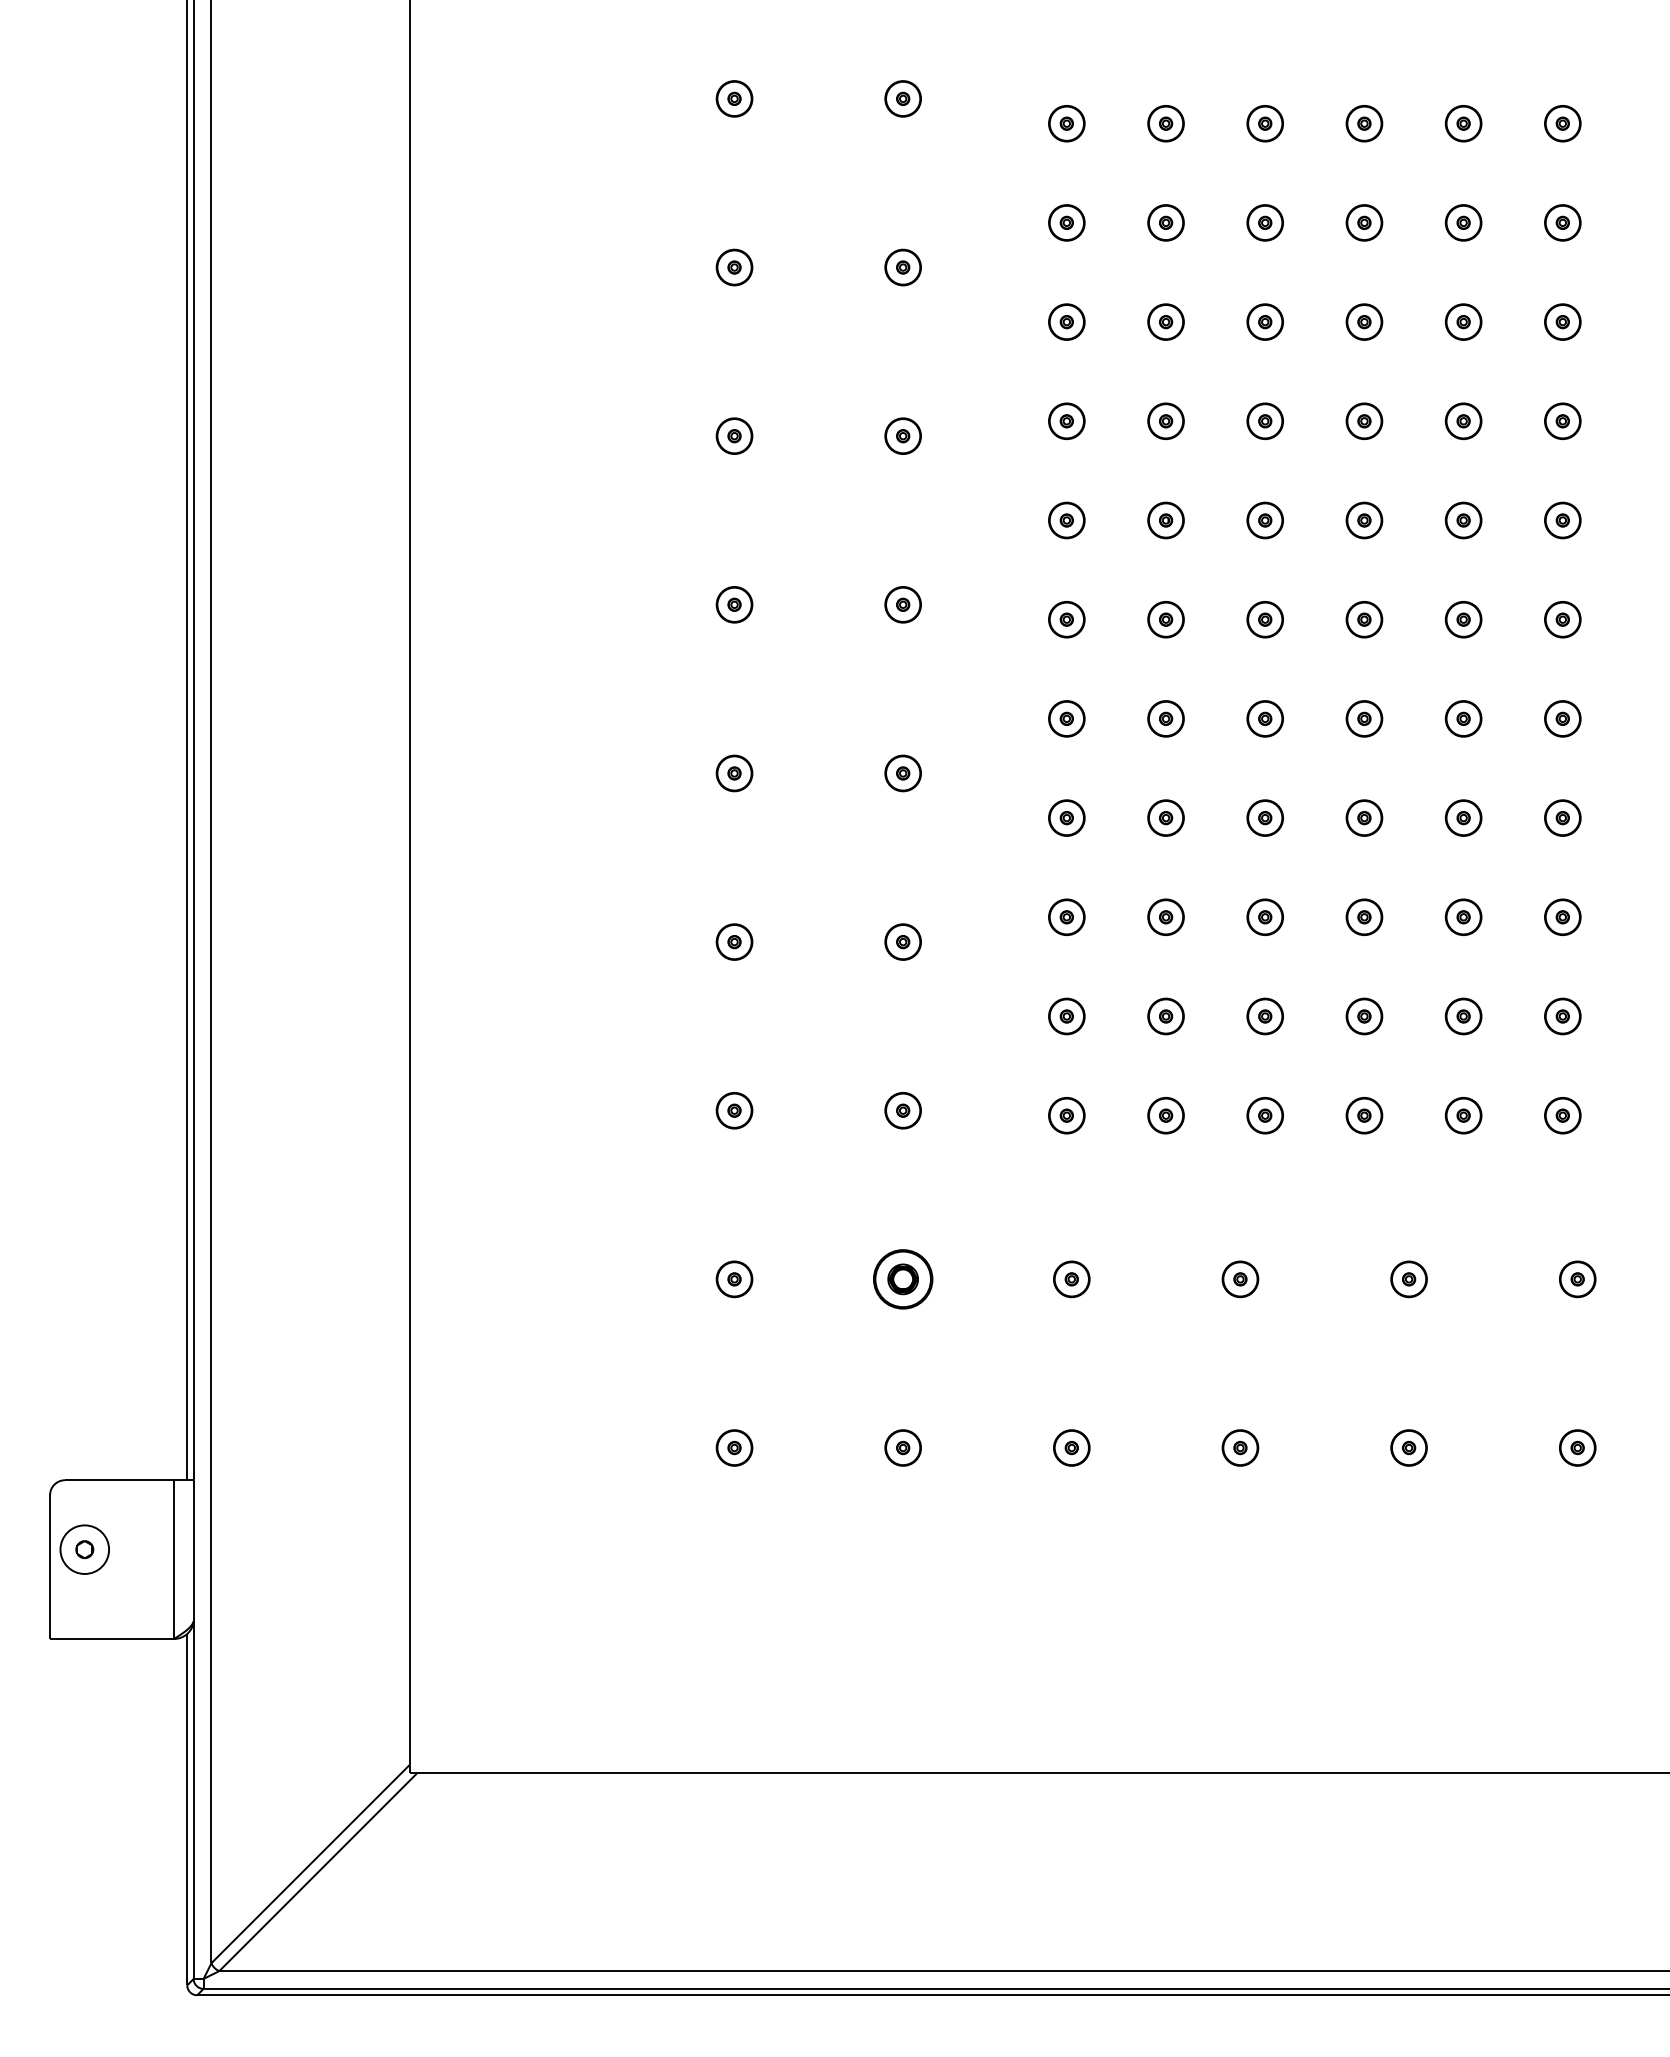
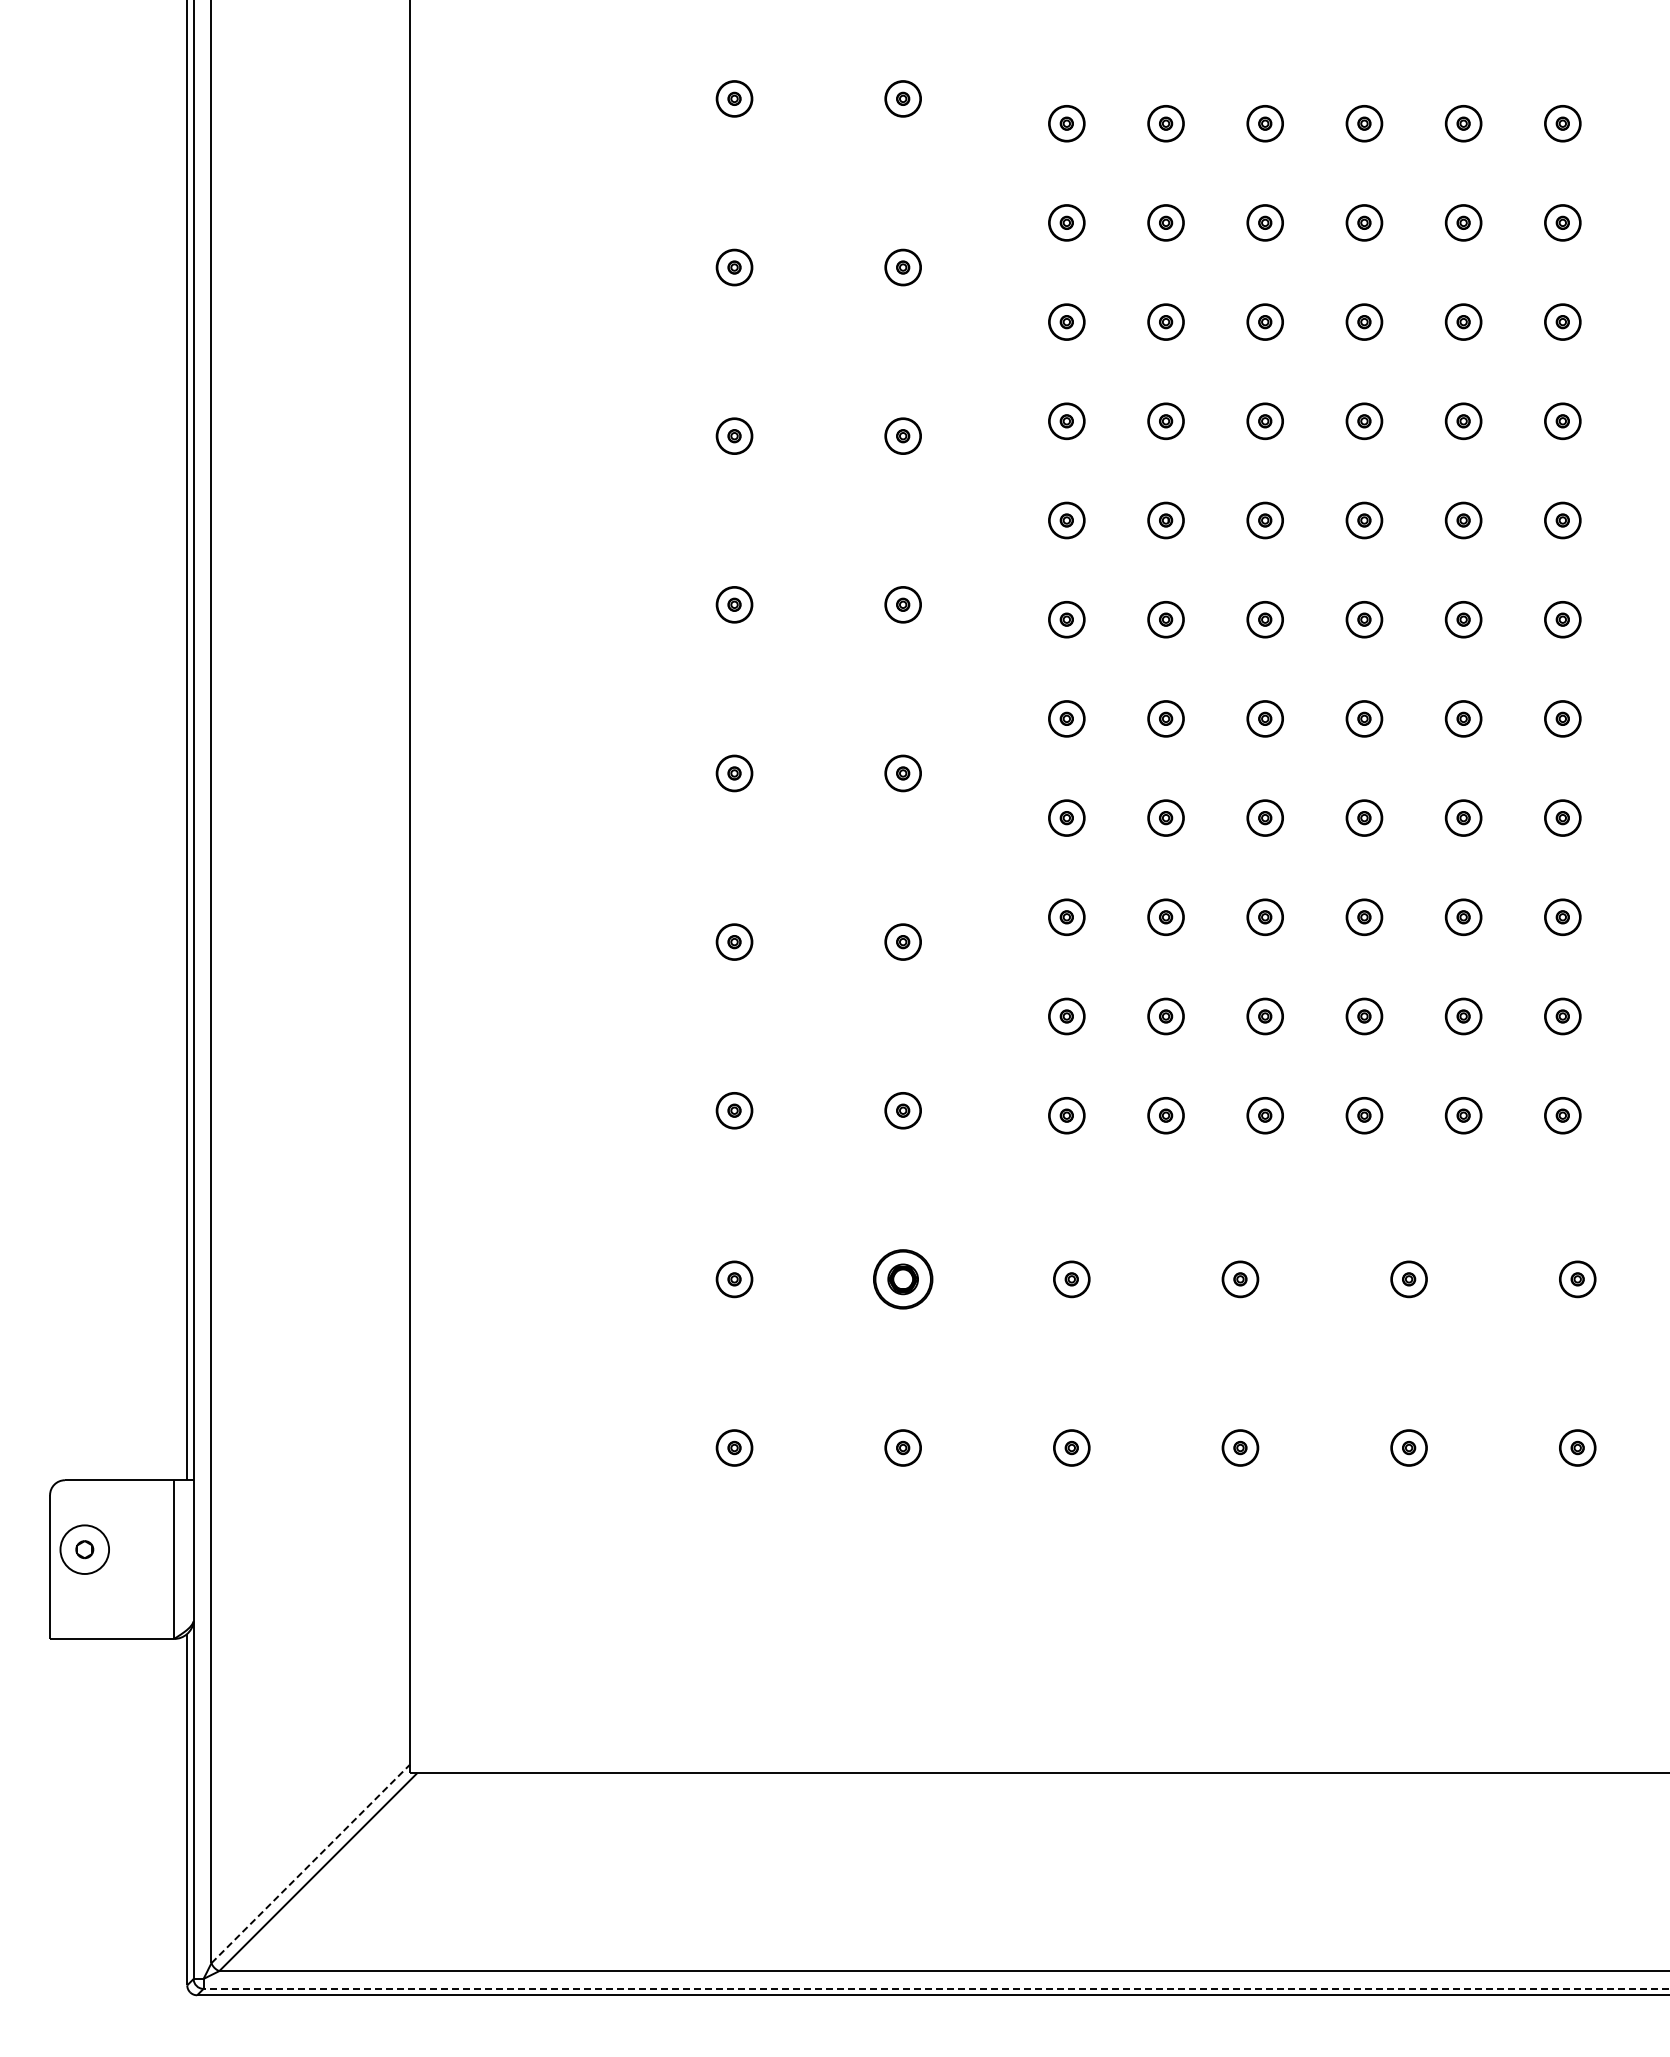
line: solid -> dashed (310, 1863)
line: solid -> dashed (936, 1988)
